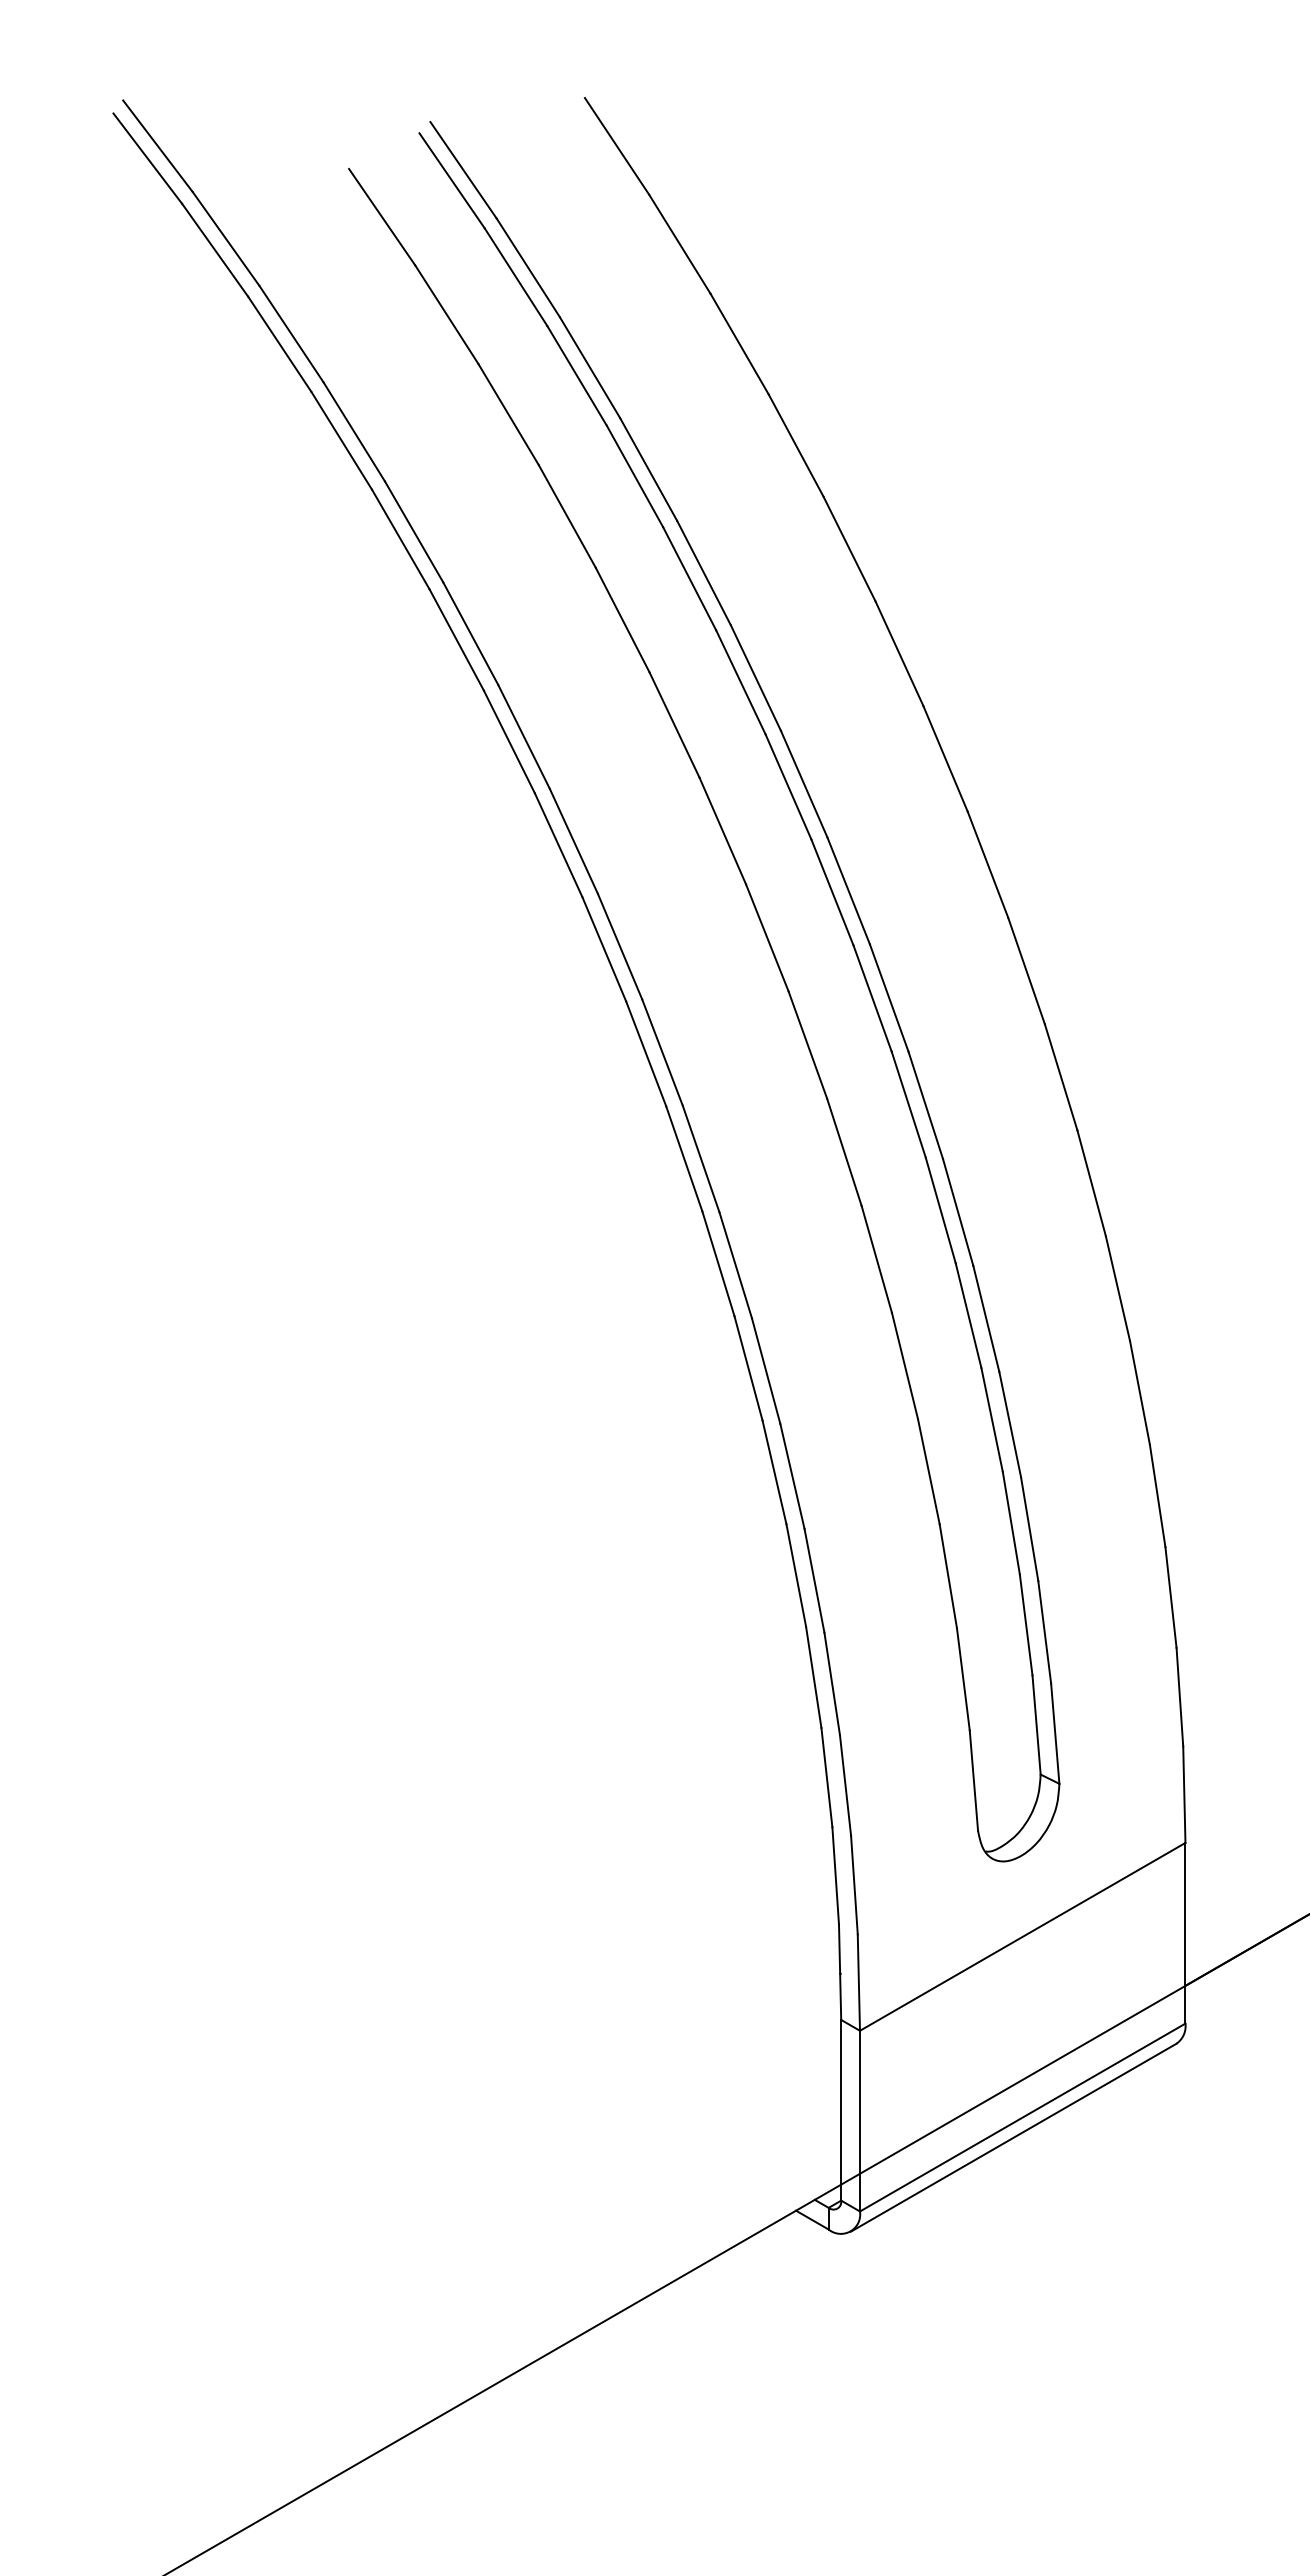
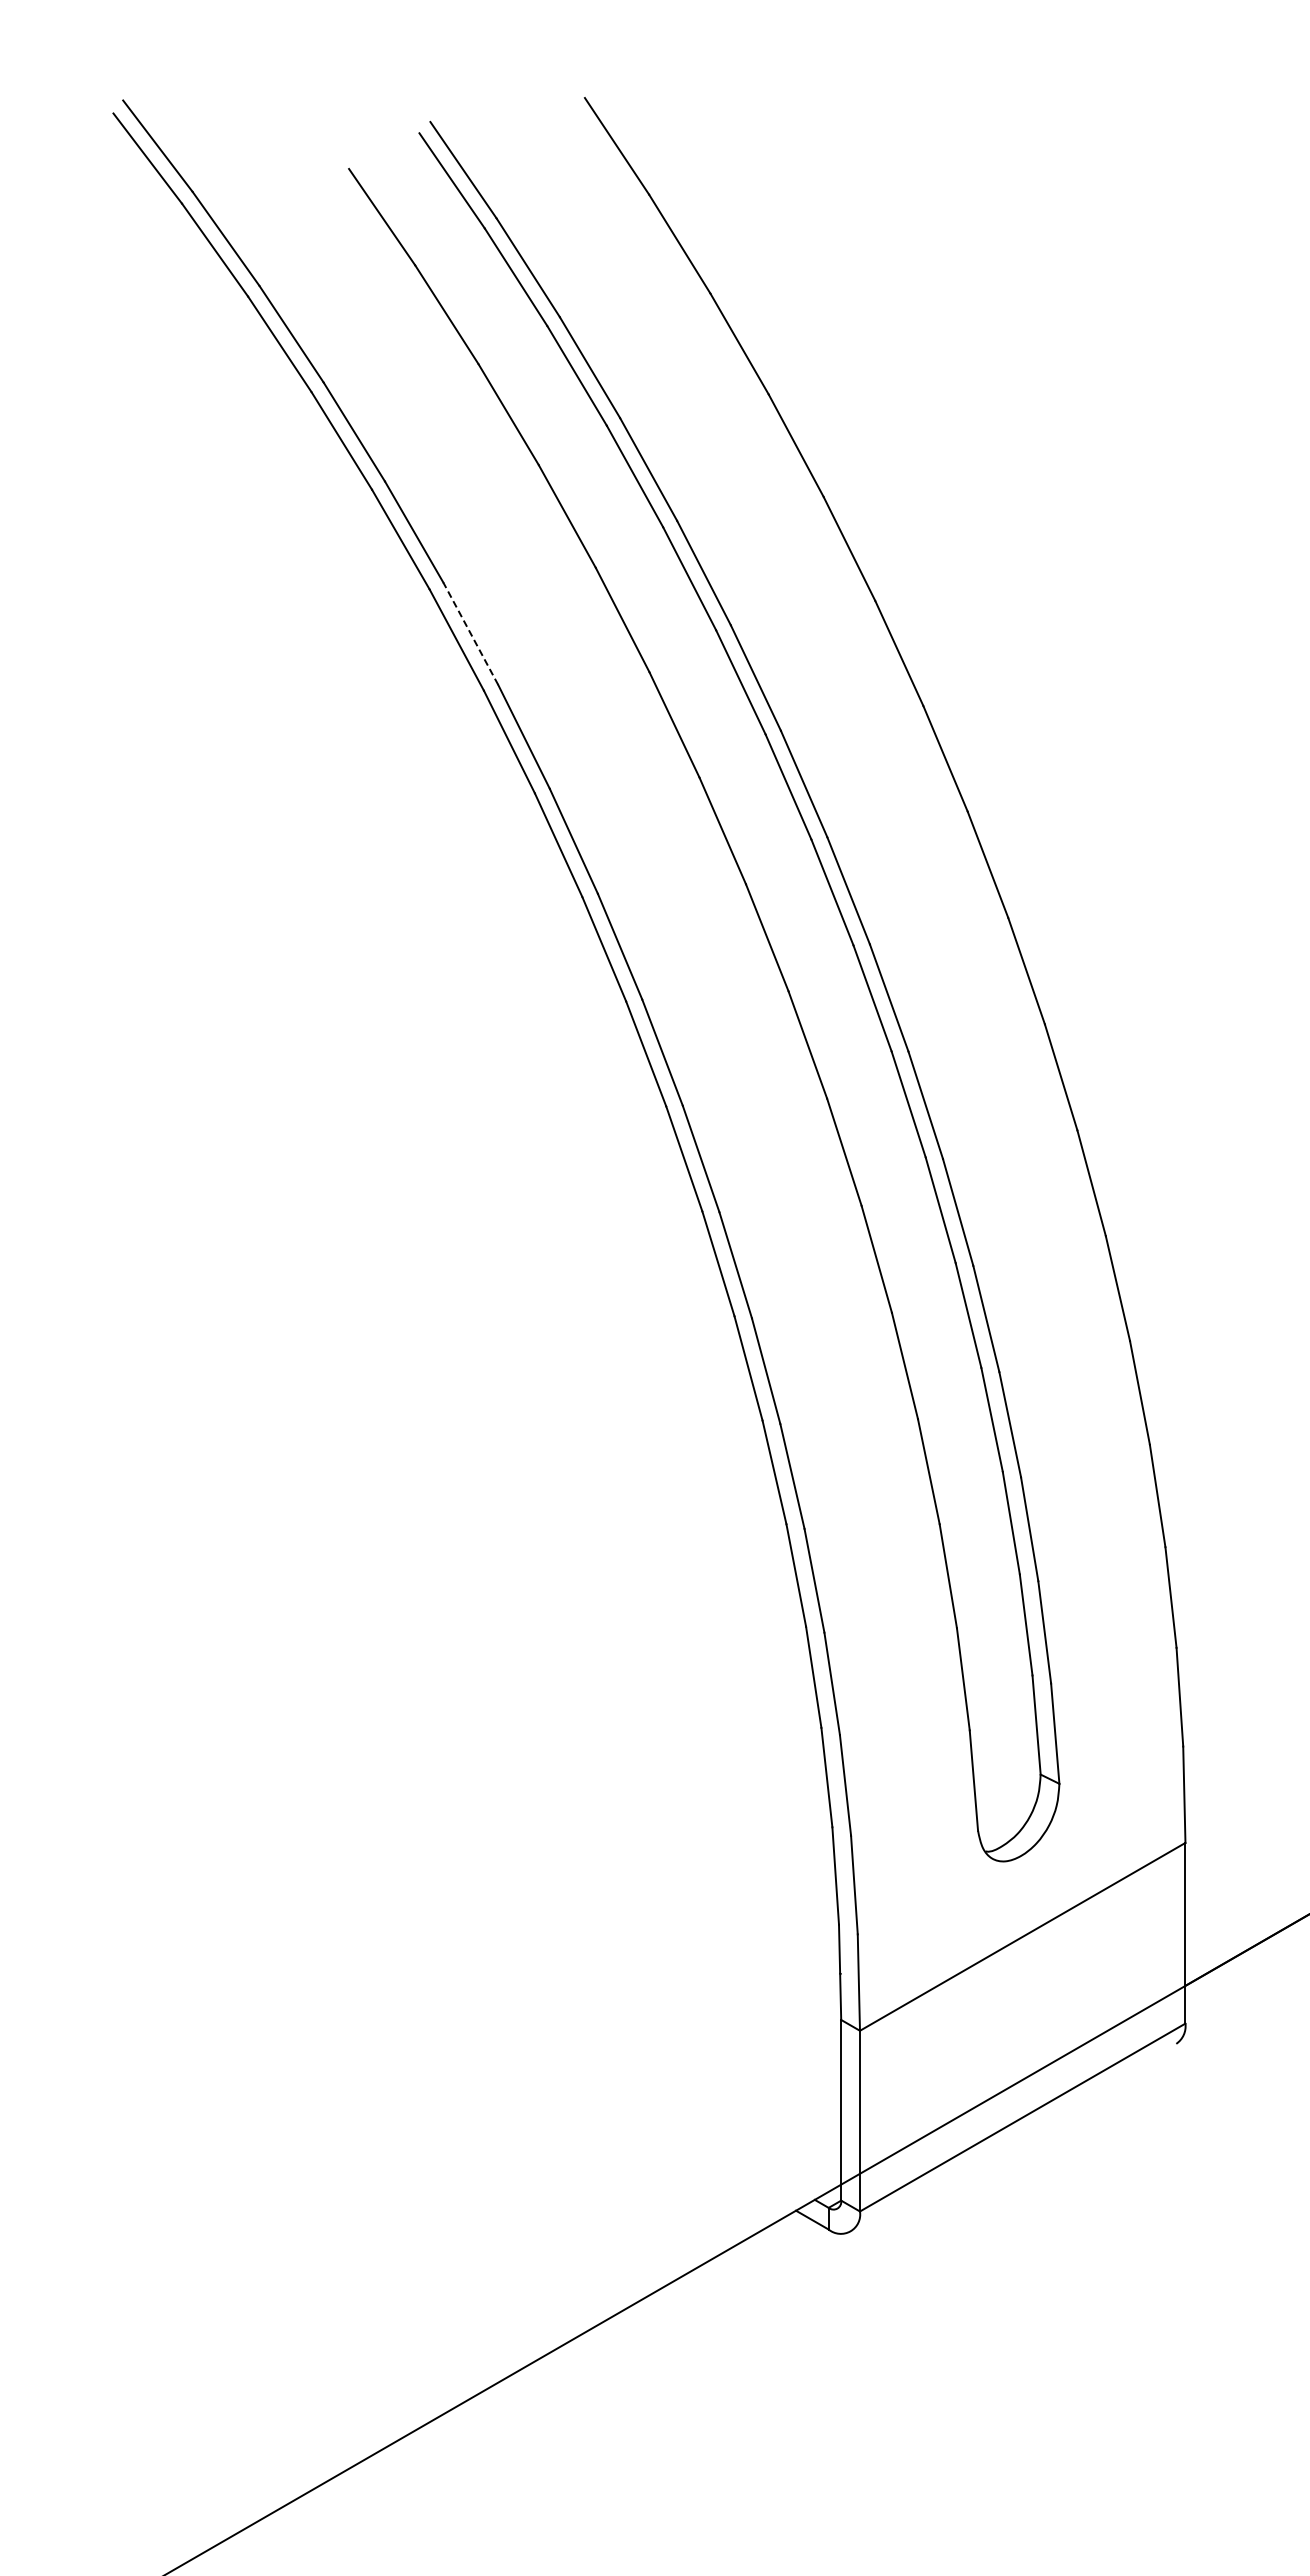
line: solid -> dashed (470, 633)
line: present -> none (1013, 2137)
